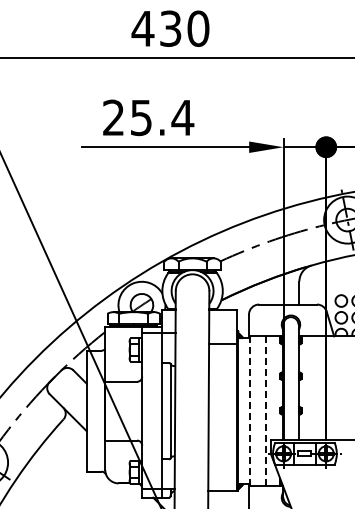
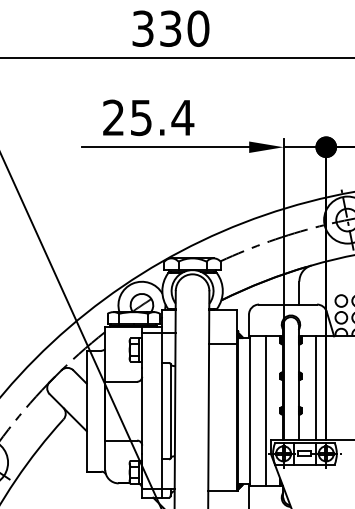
text: 430 -> 330 (142, 28)
line: none -> present (316, 388)
line: dashed -> solid (249, 411)
line: dashed -> solid (265, 411)
